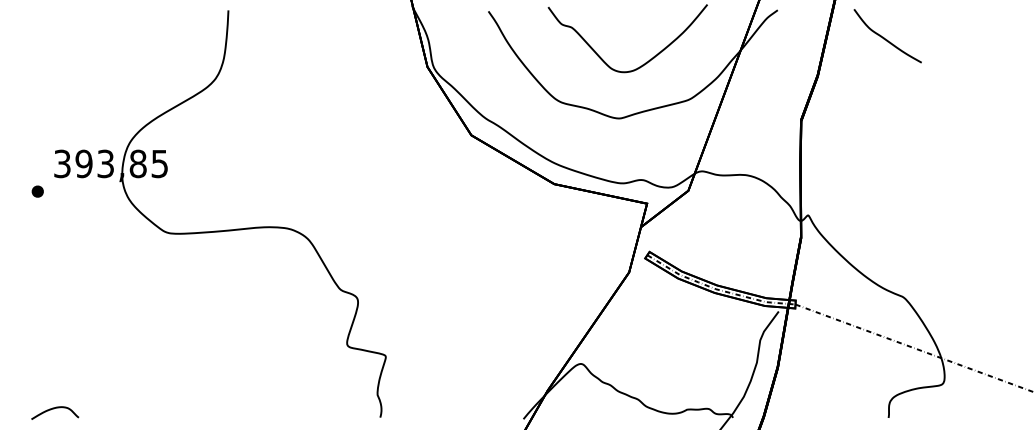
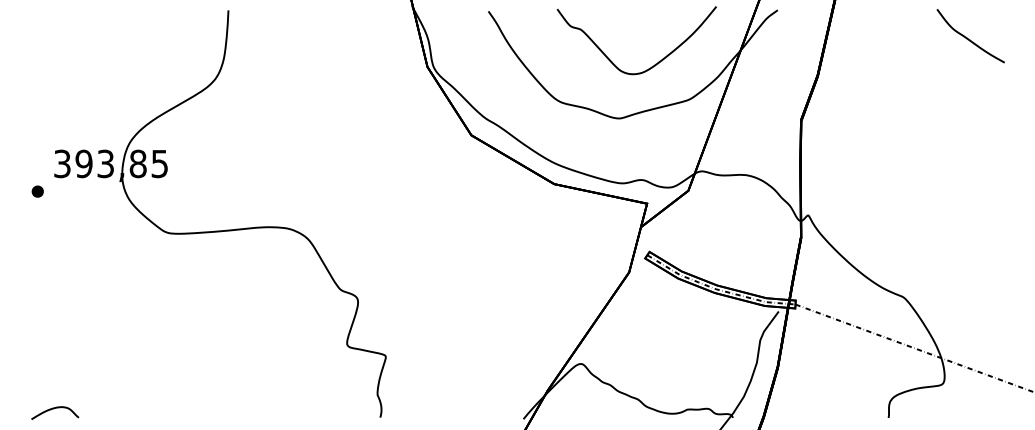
curve position: (885, 38) -> (968, 38) (968, 38)
curve position: (646, 61) -> (655, 63) (655, 63)
